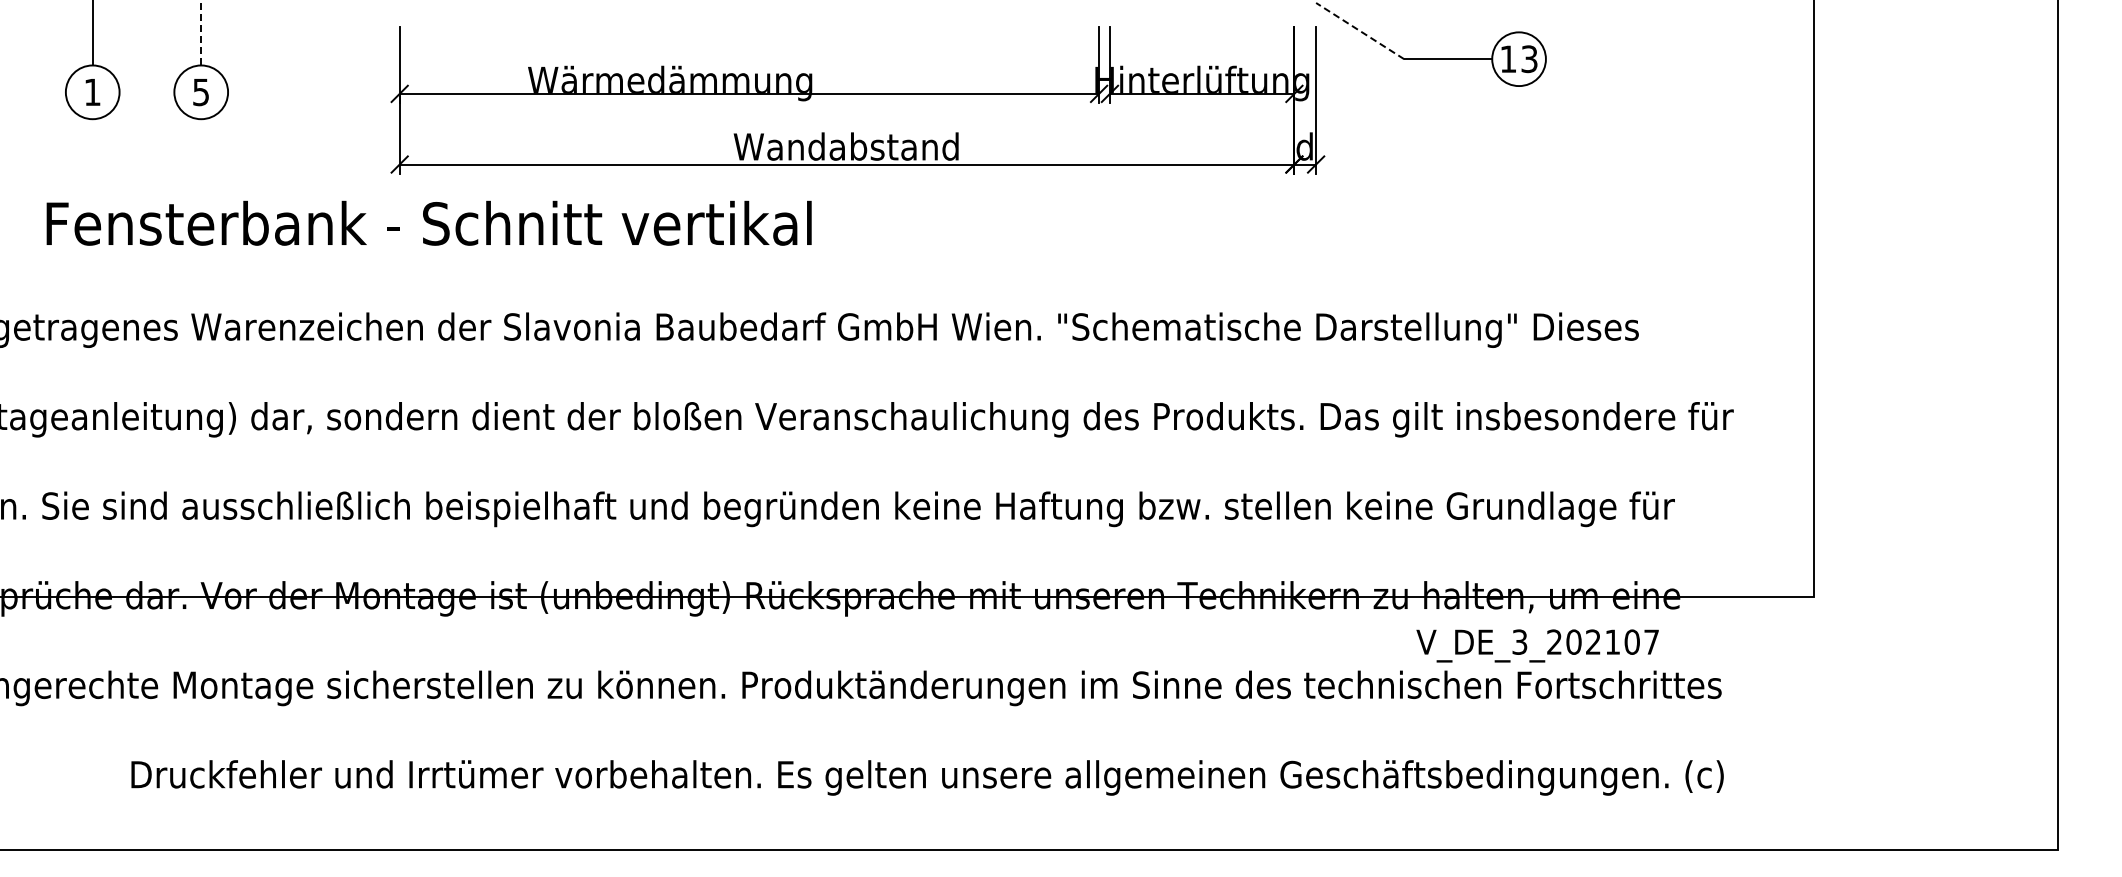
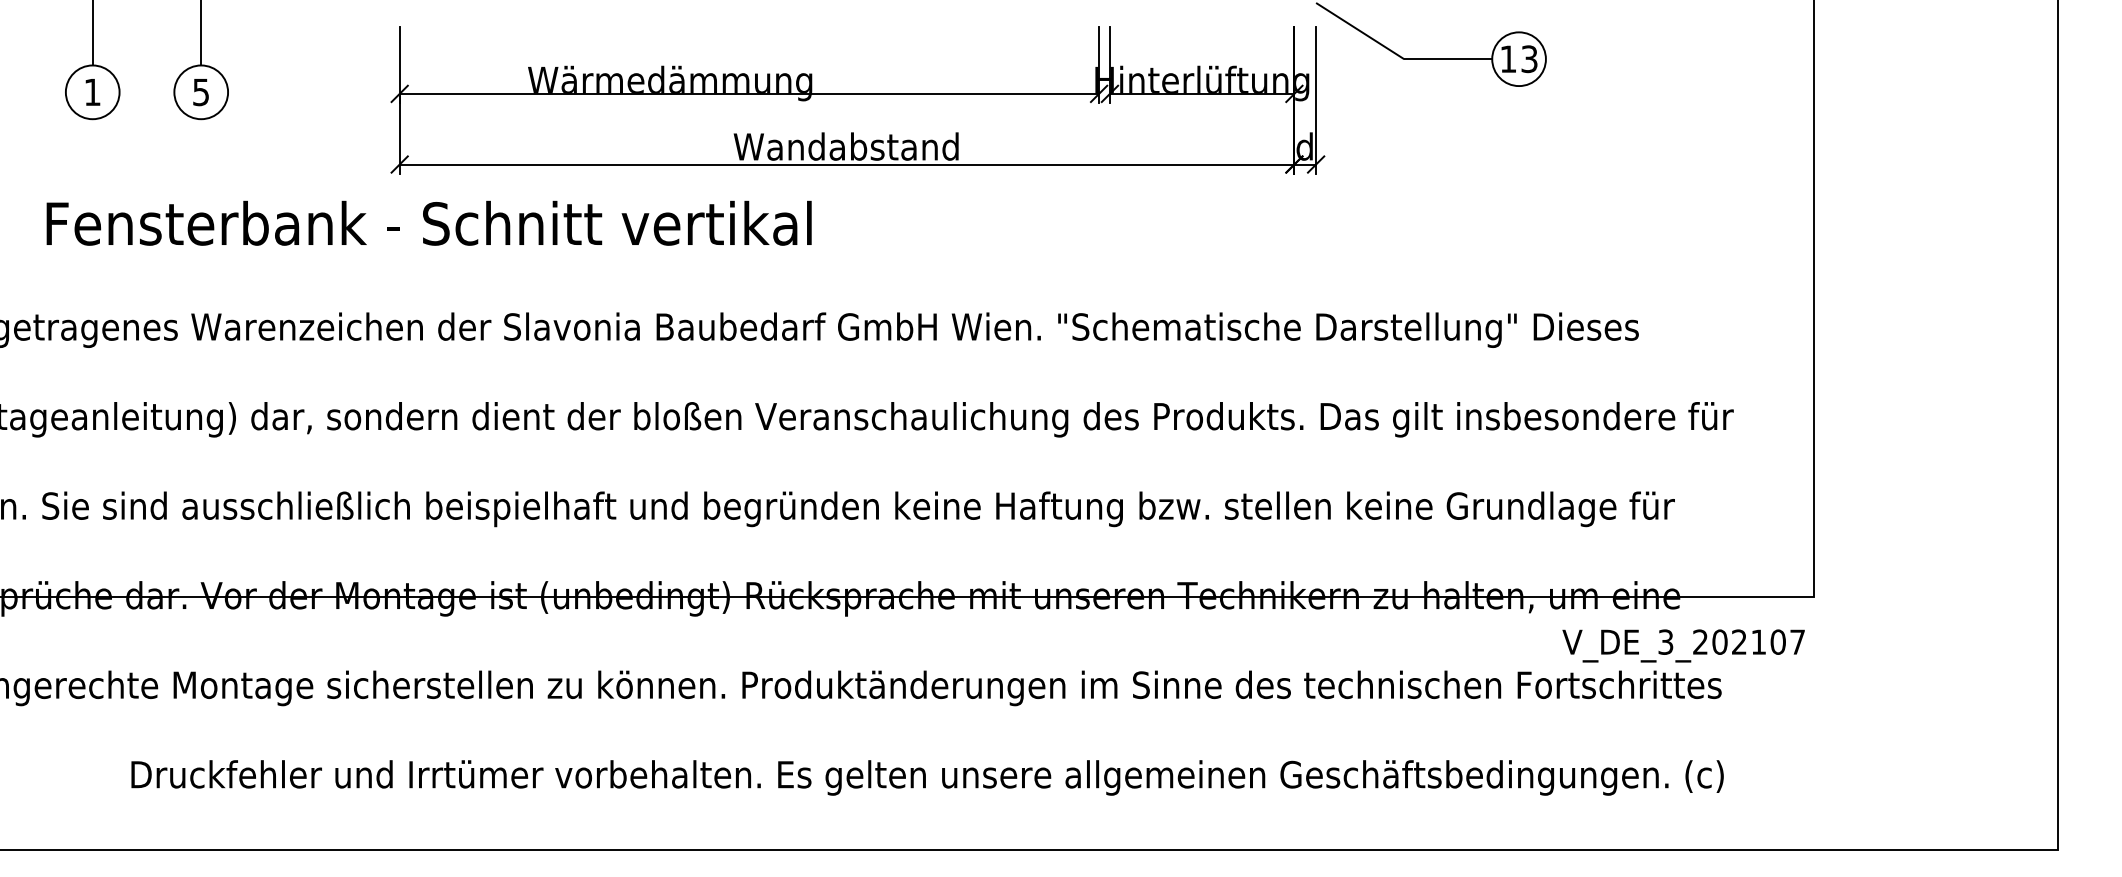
line: dashed -> solid (1359, 30)
line: dashed -> solid (201, 32)
text position: (1537, 645) -> (1683, 645) (1683, 645)
